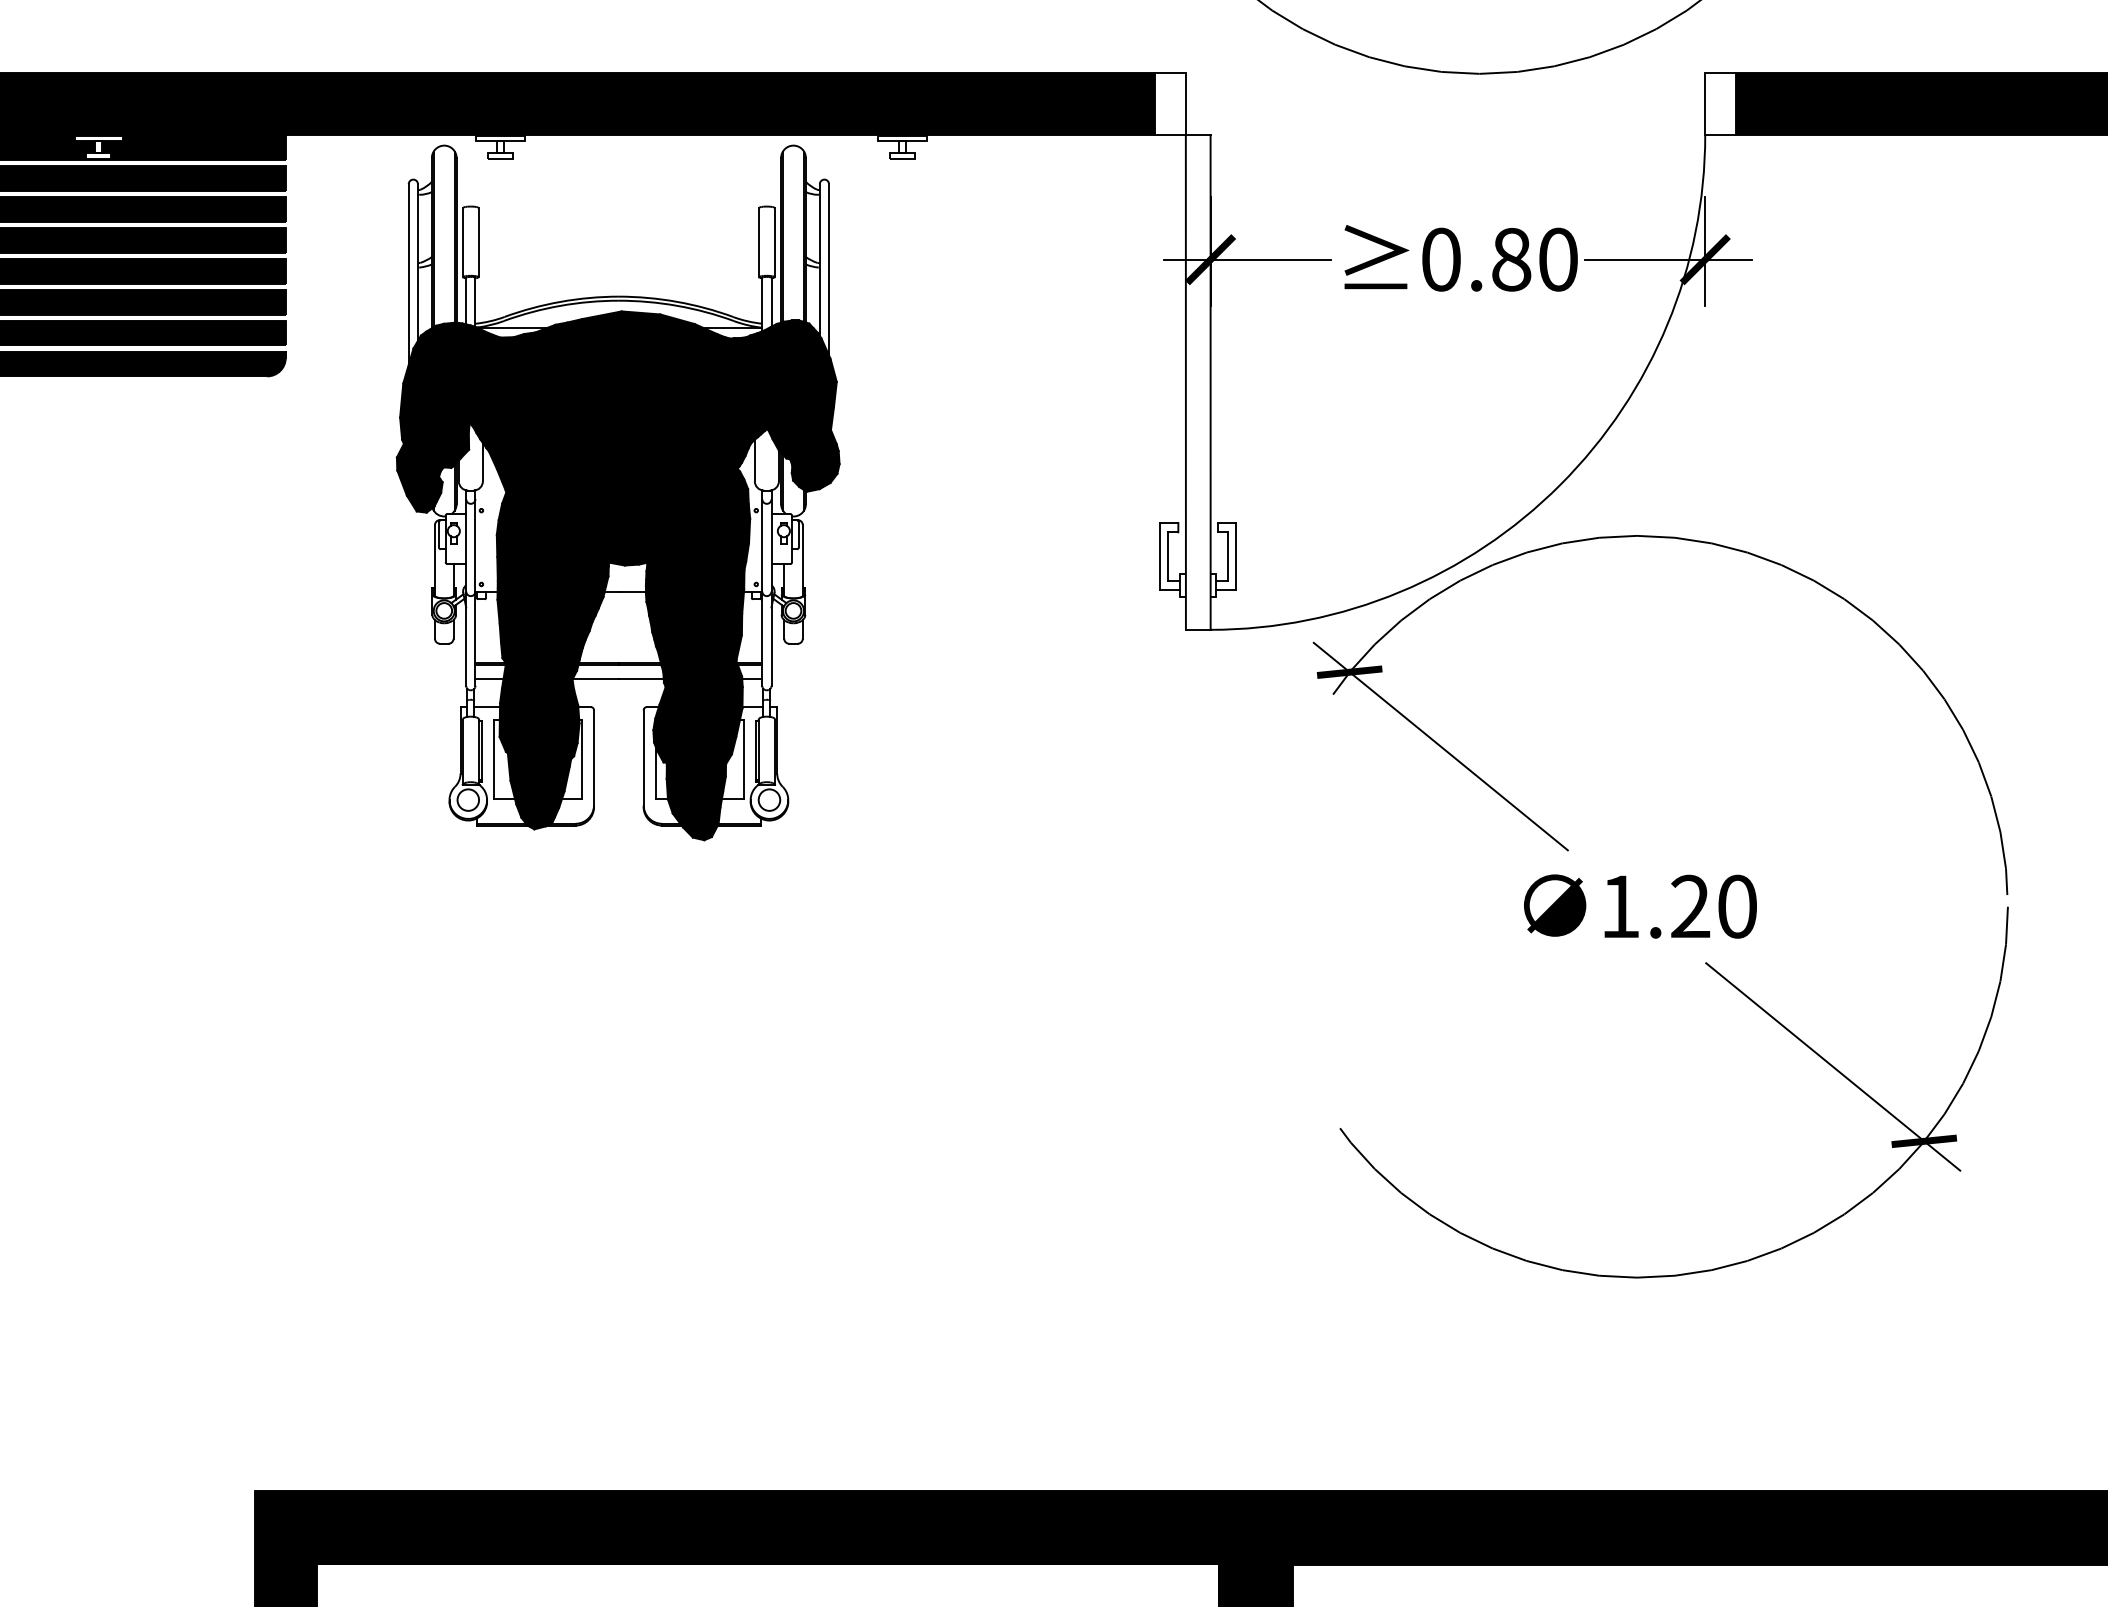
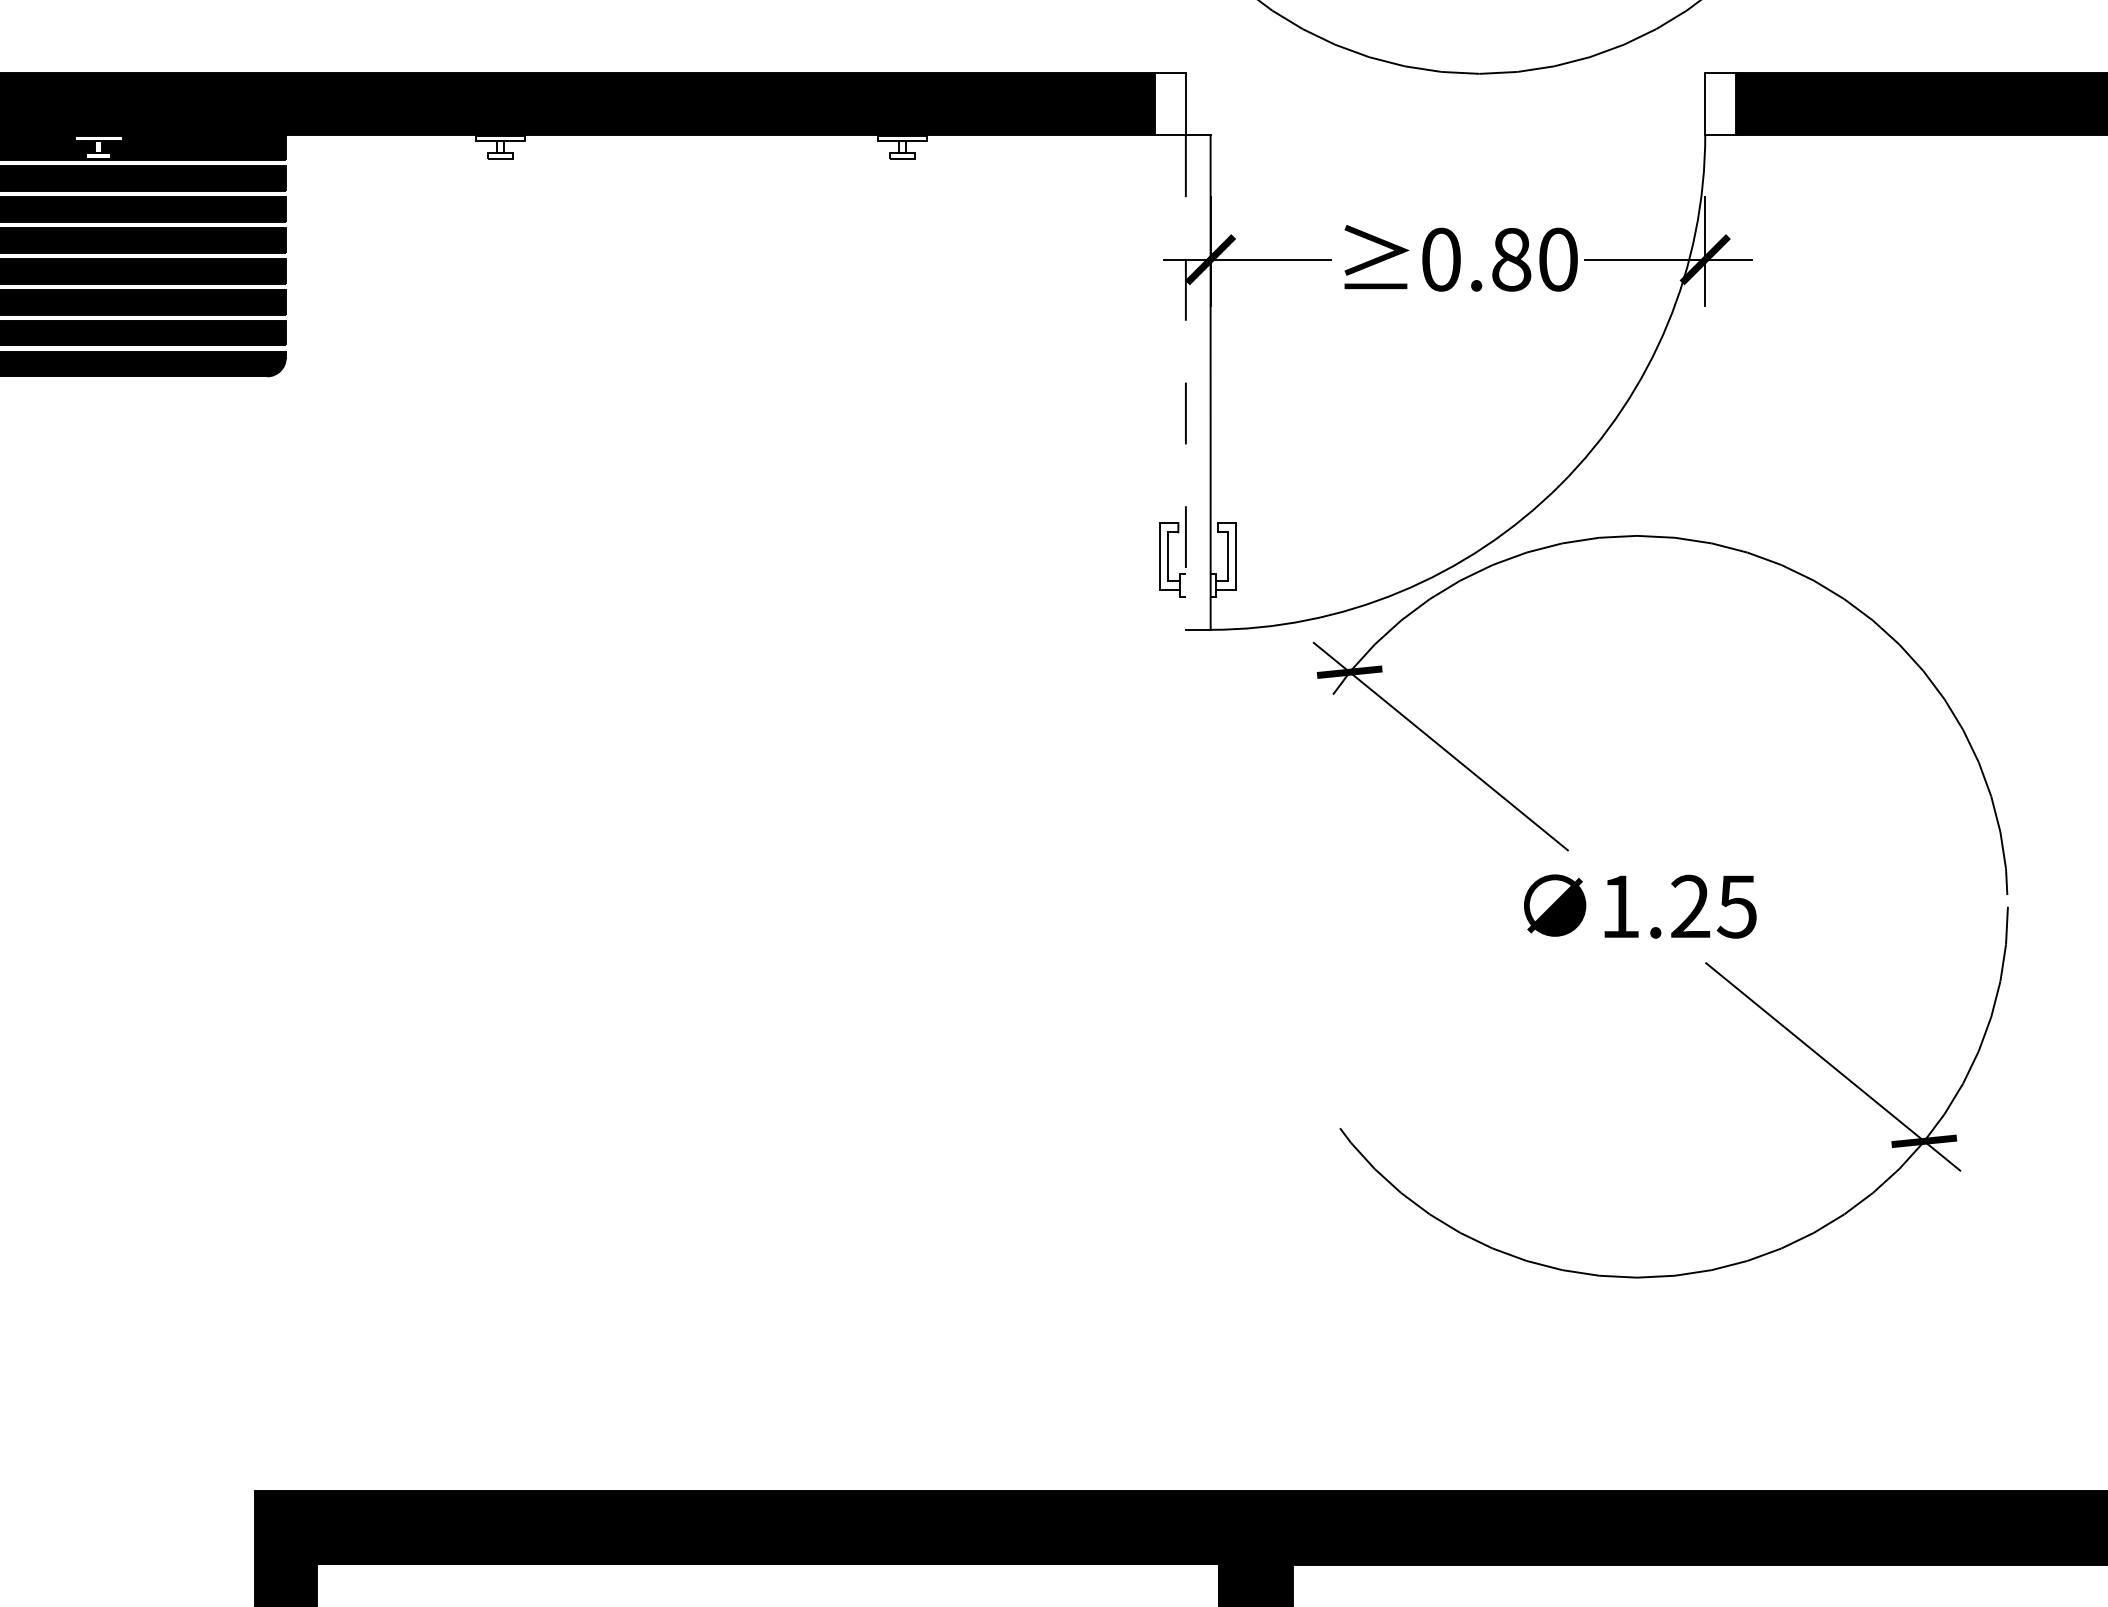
line: solid -> dashed (1185, 383)
part: present -> none (617, 492)
text: 1.20 -> 1.25 (1736, 906)
